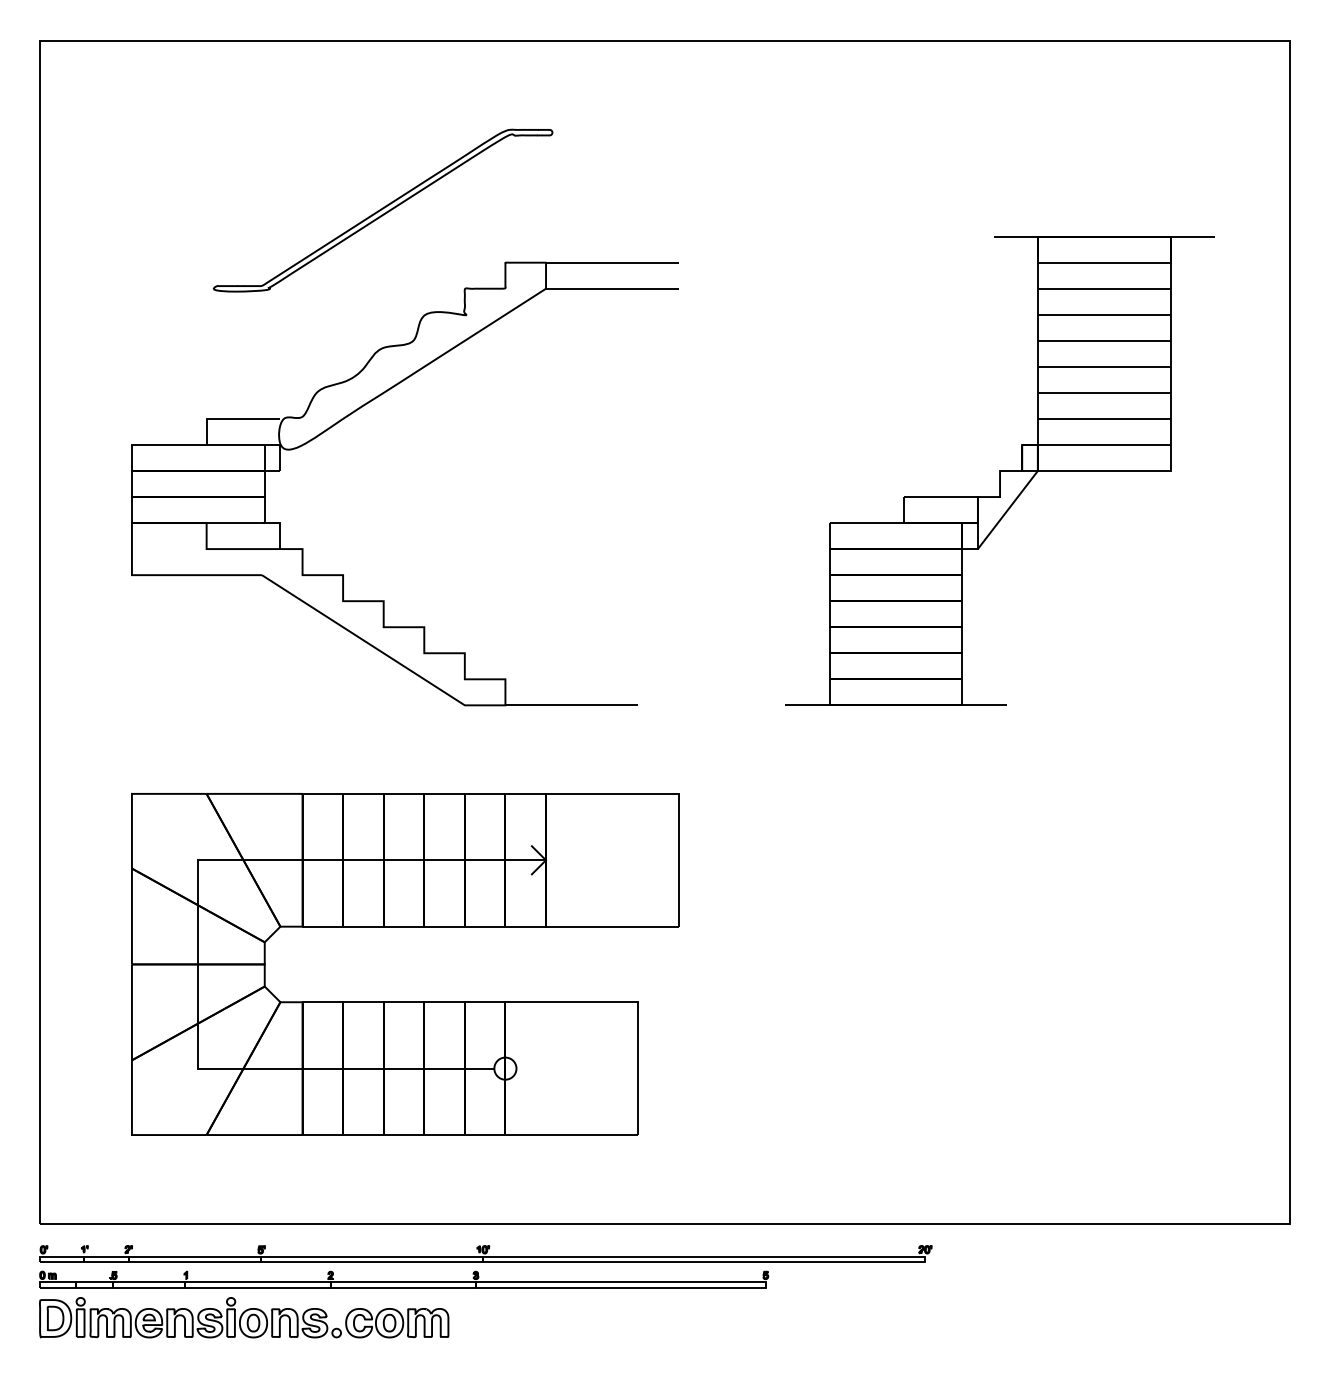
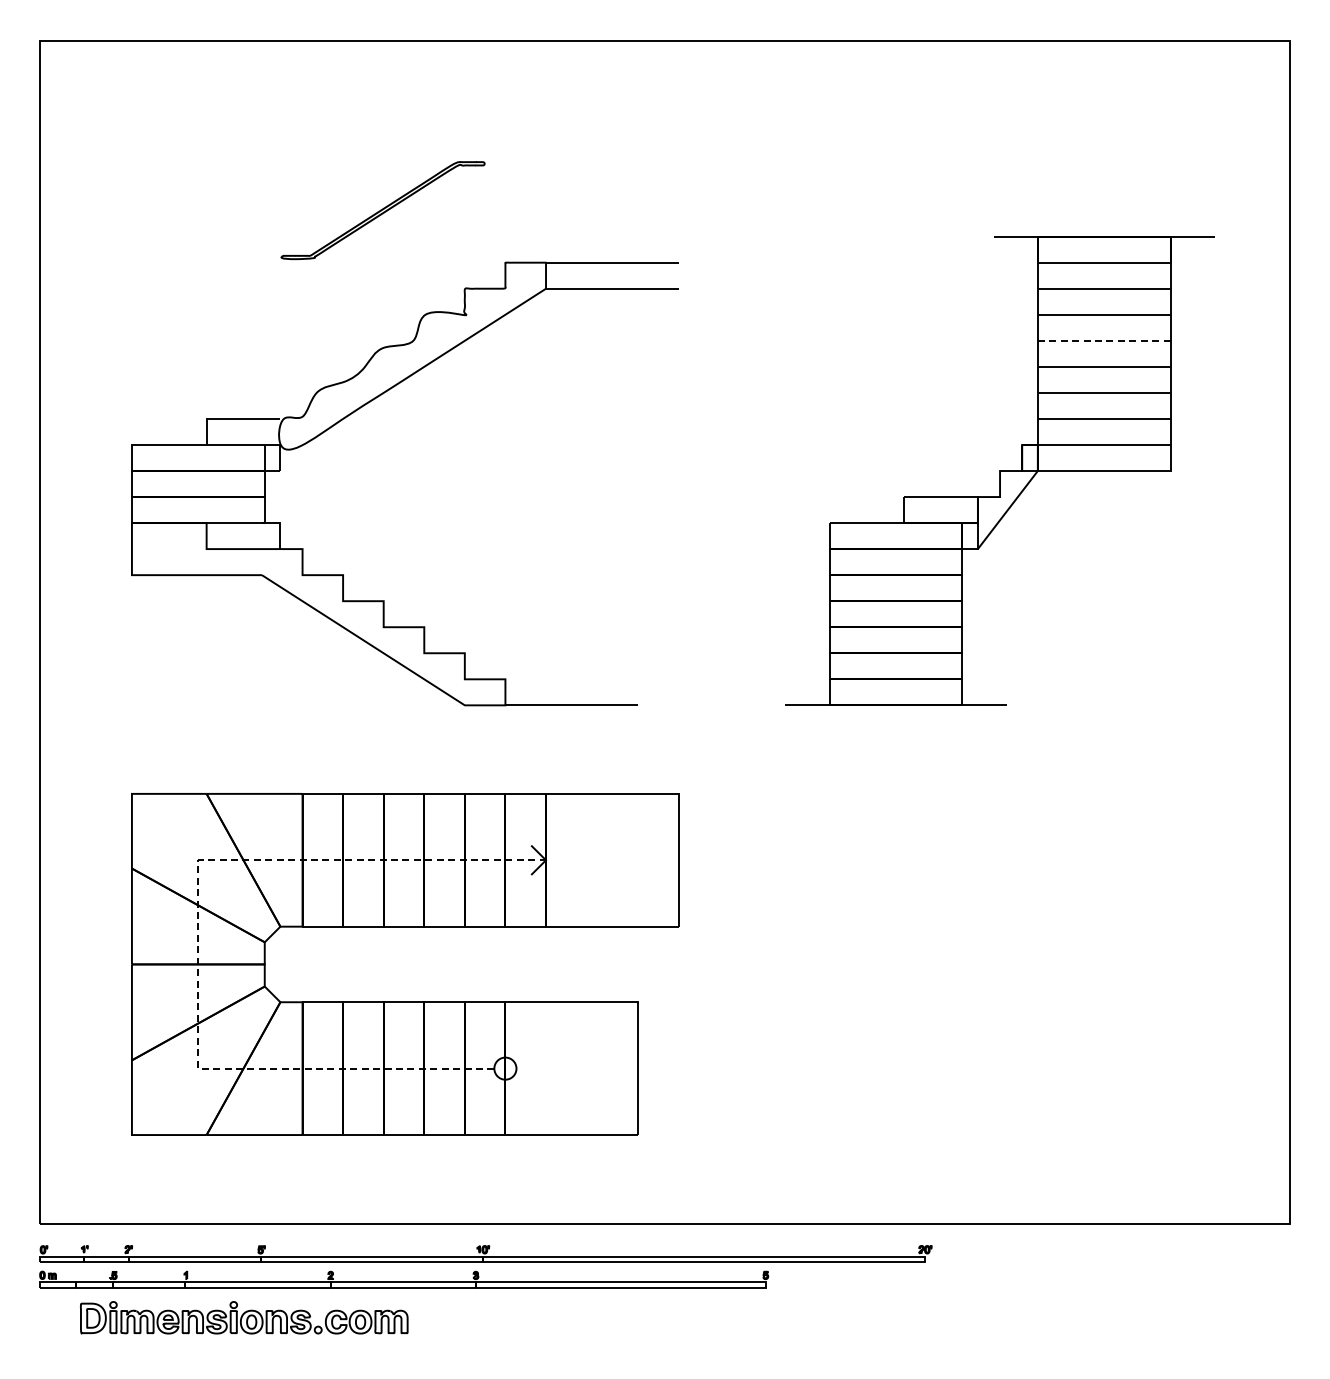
part size: 342x165 px -> 206x100 px (382, 210)
line: solid -> dashed (1104, 340)
line: solid -> dashed (198, 939)
part size: 411x42 px -> 329x34 px (244, 1317)
